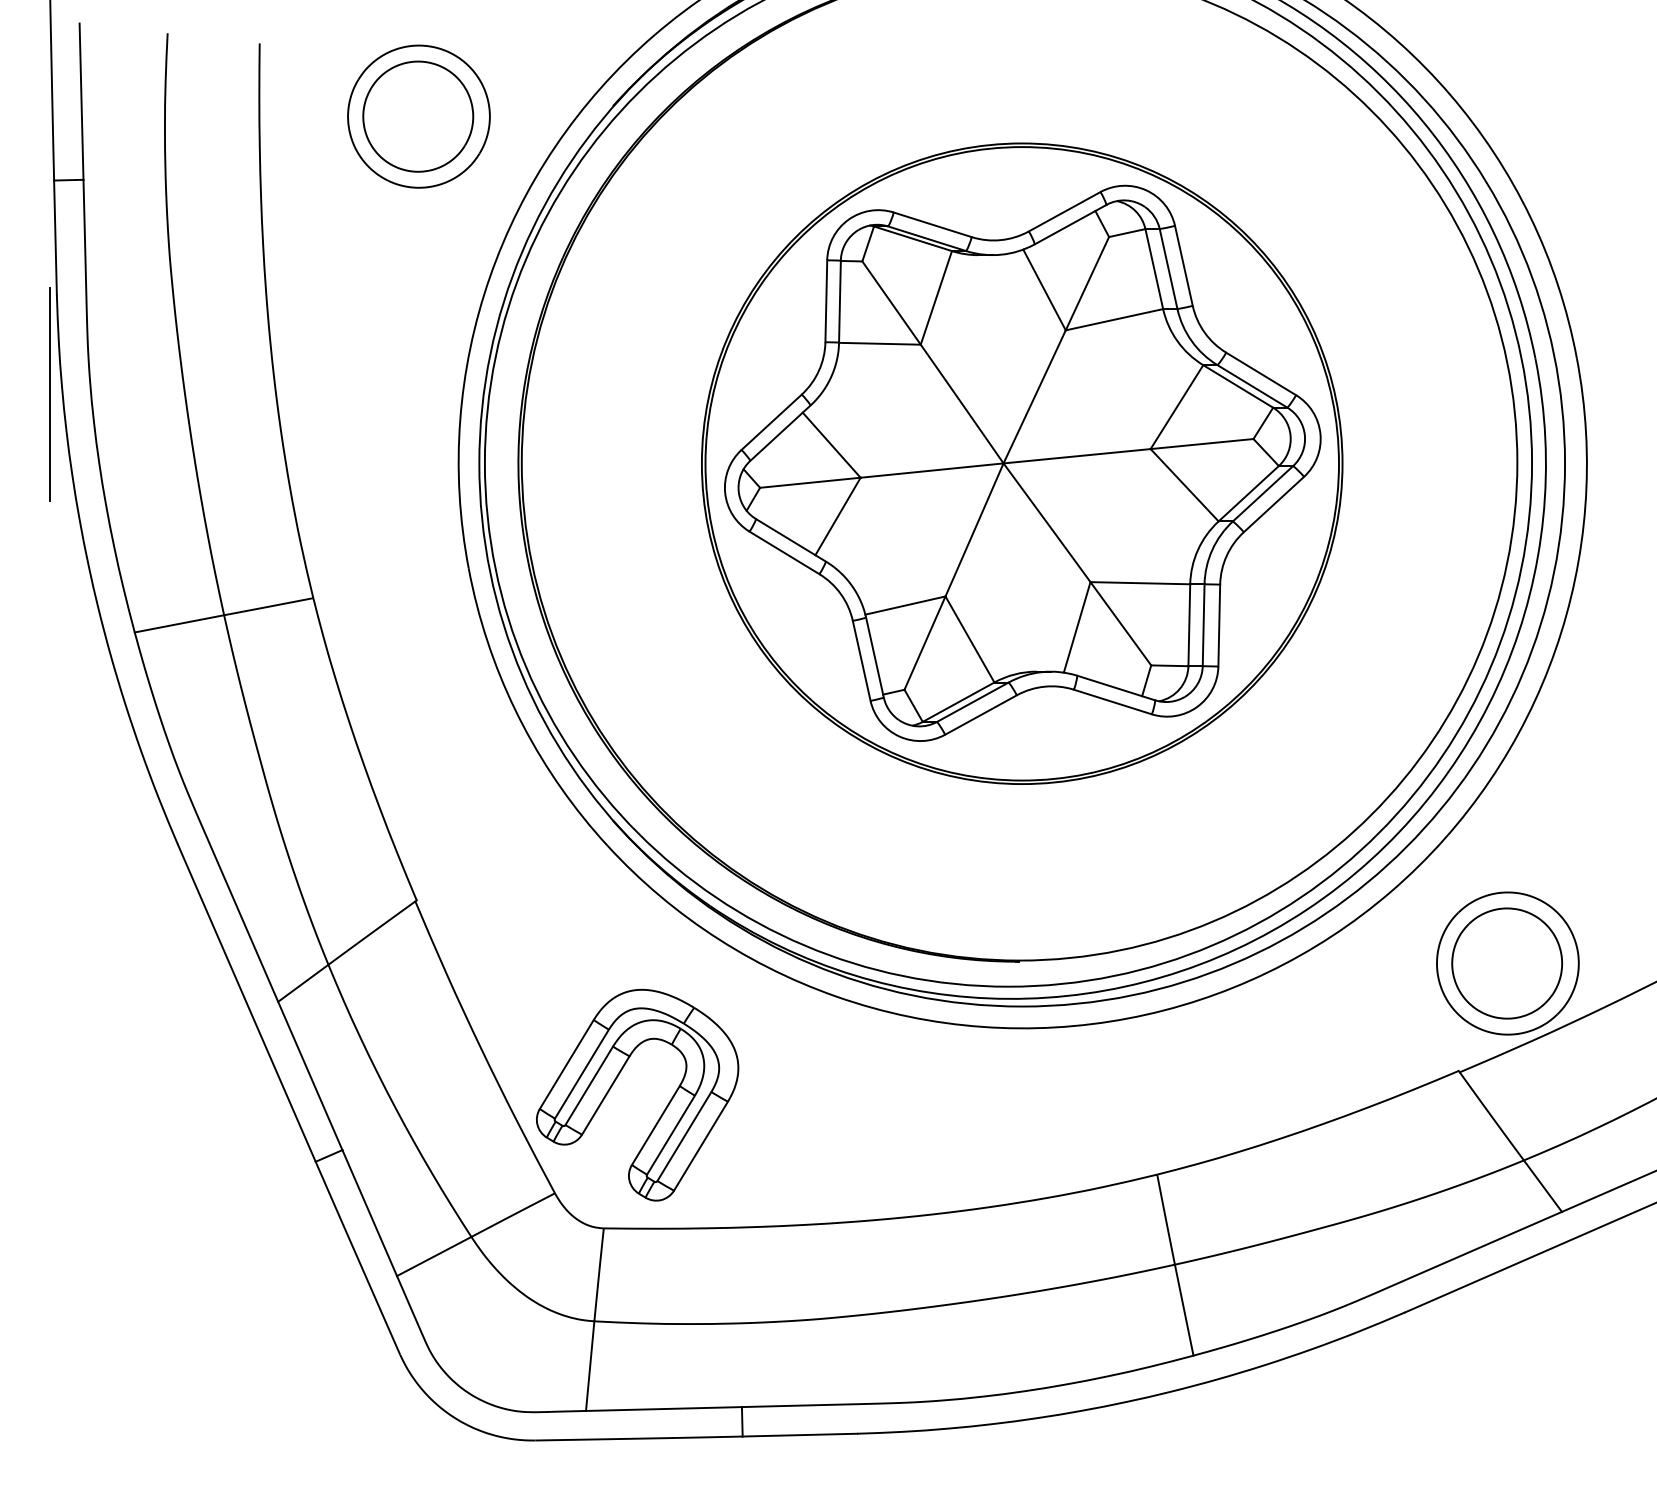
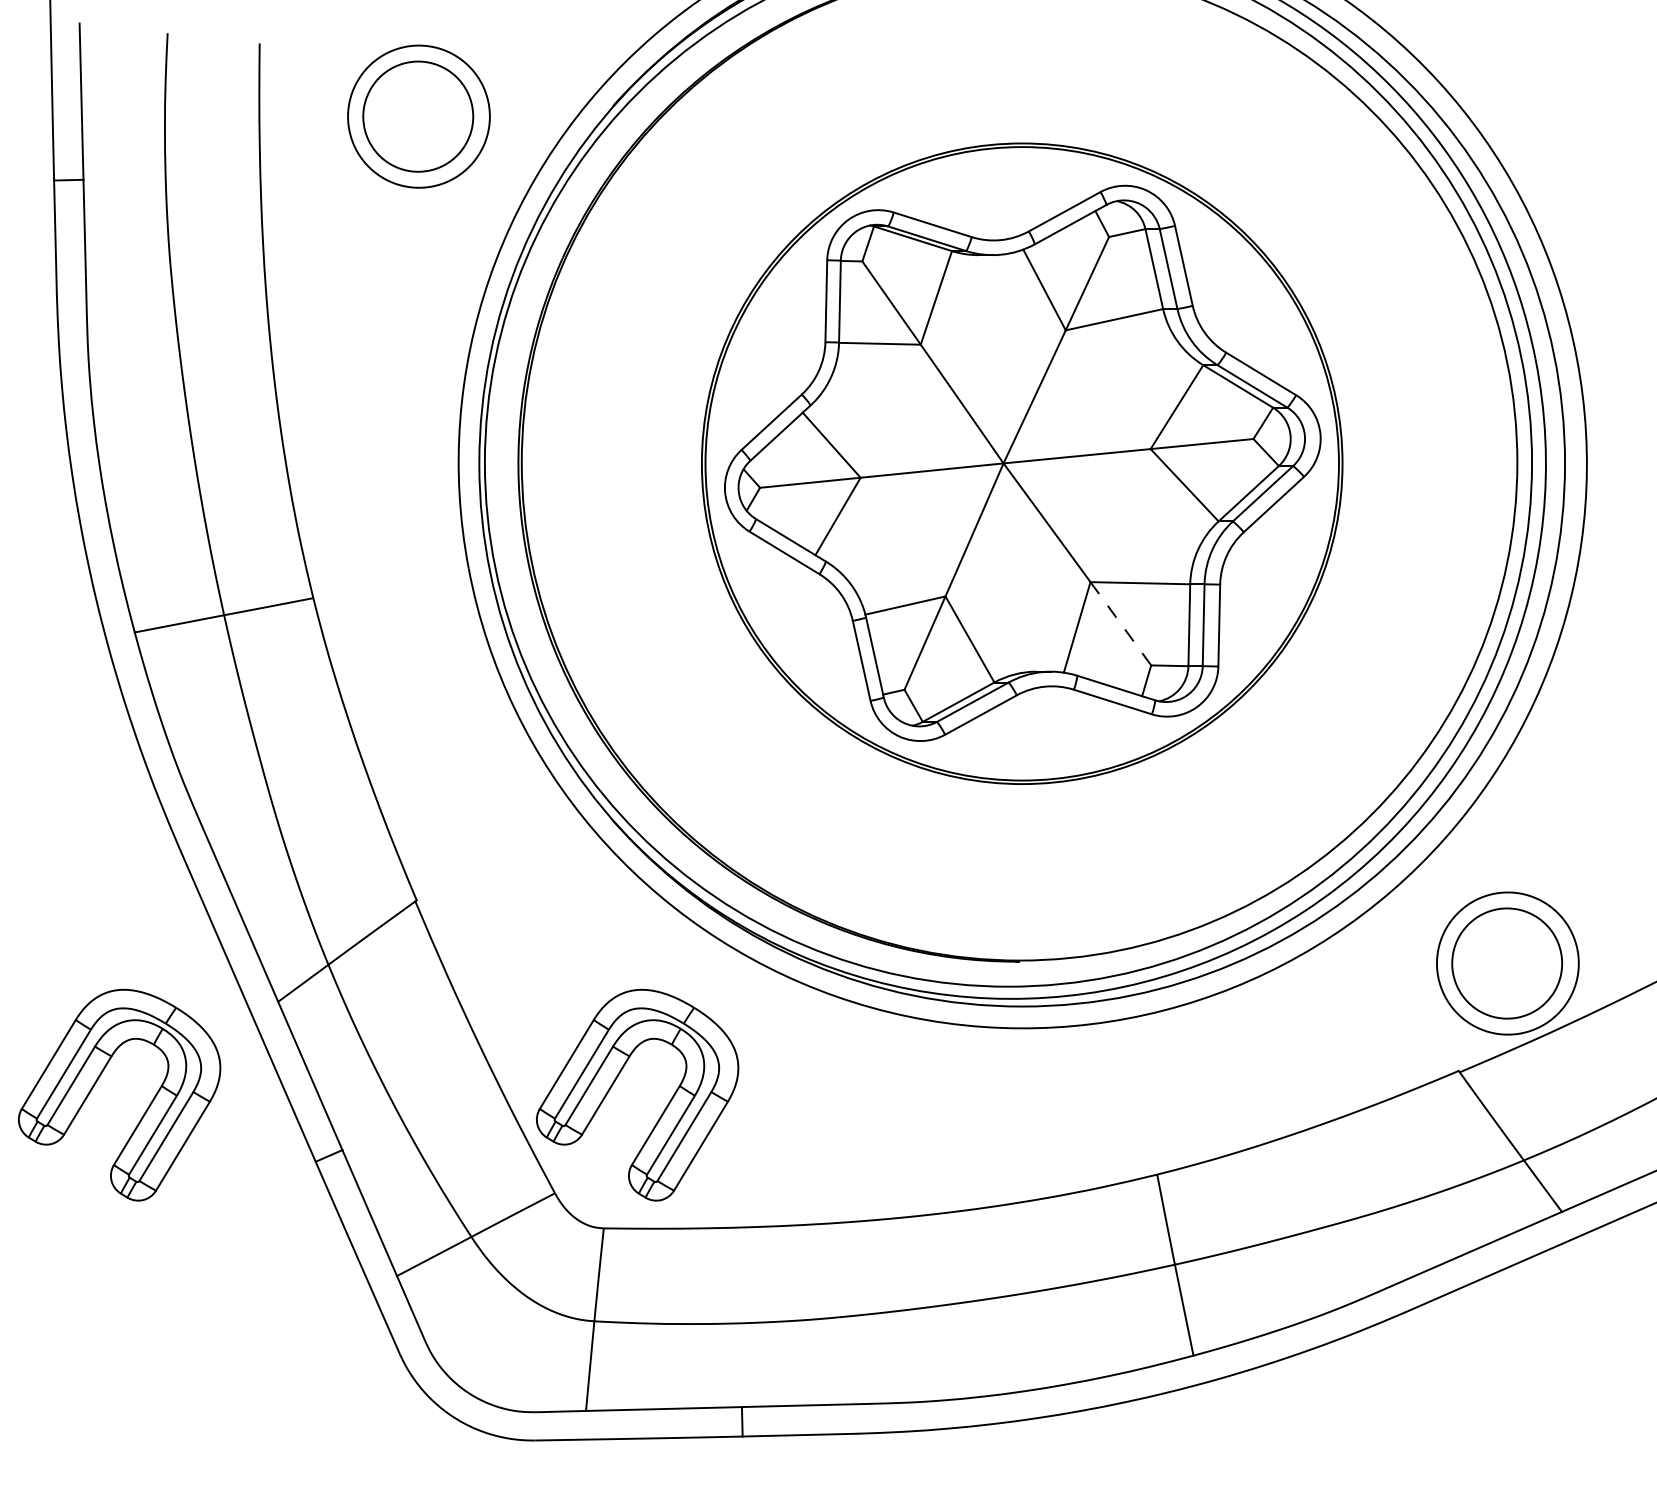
line: present -> none (49, 394)
line: solid -> dashed (1120, 623)
part: none -> present (96, 1083)
